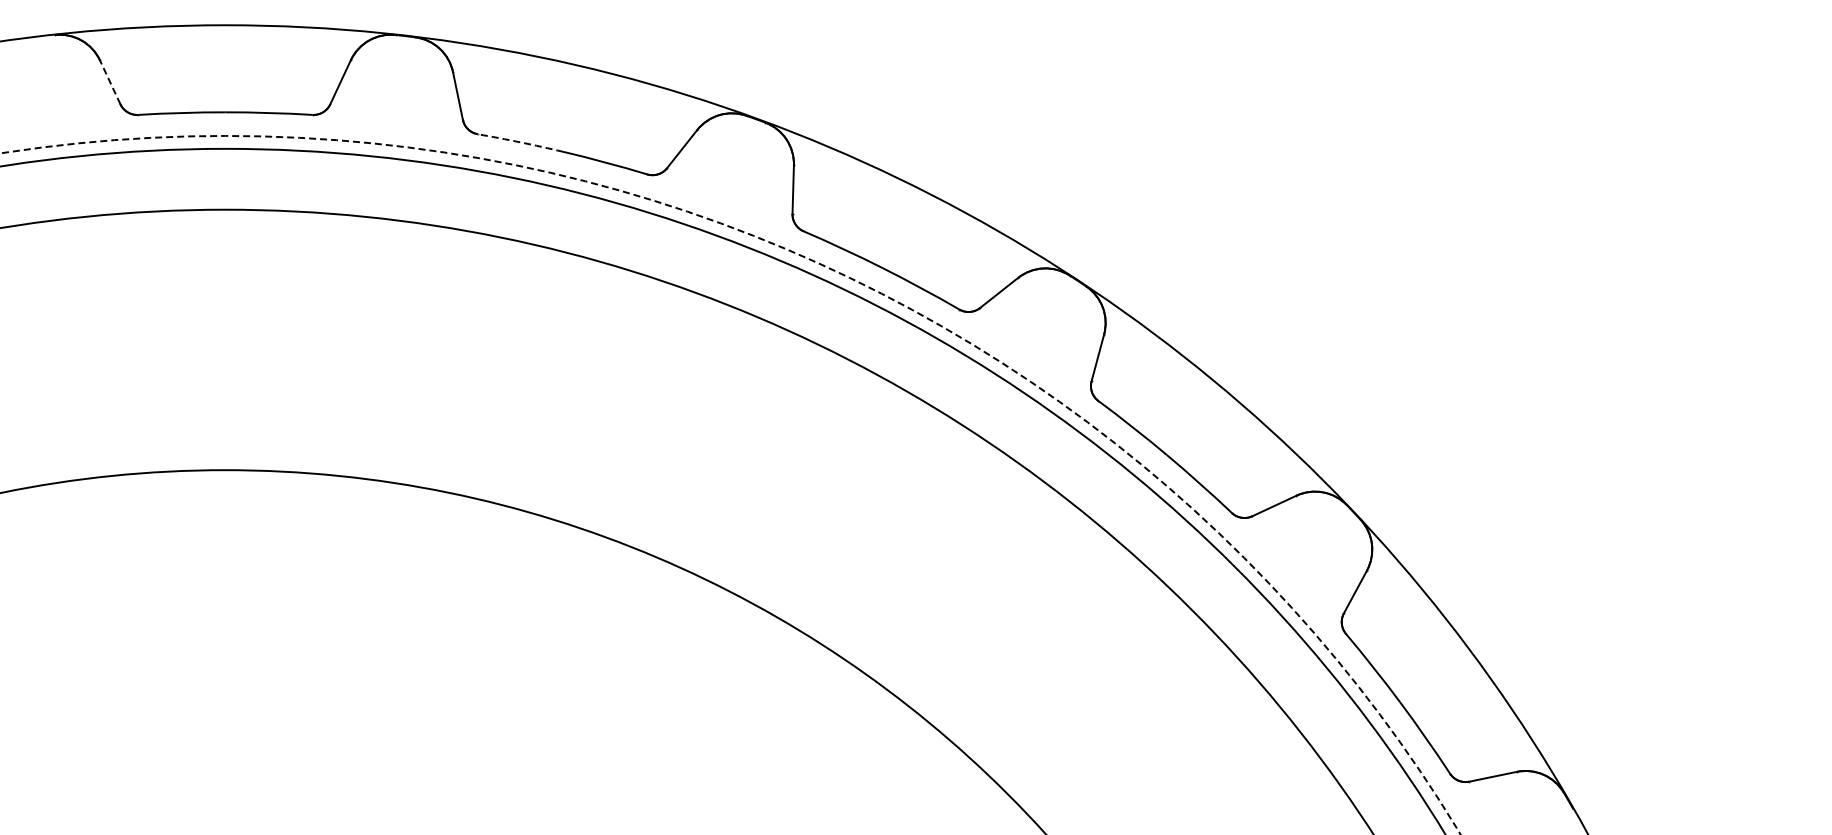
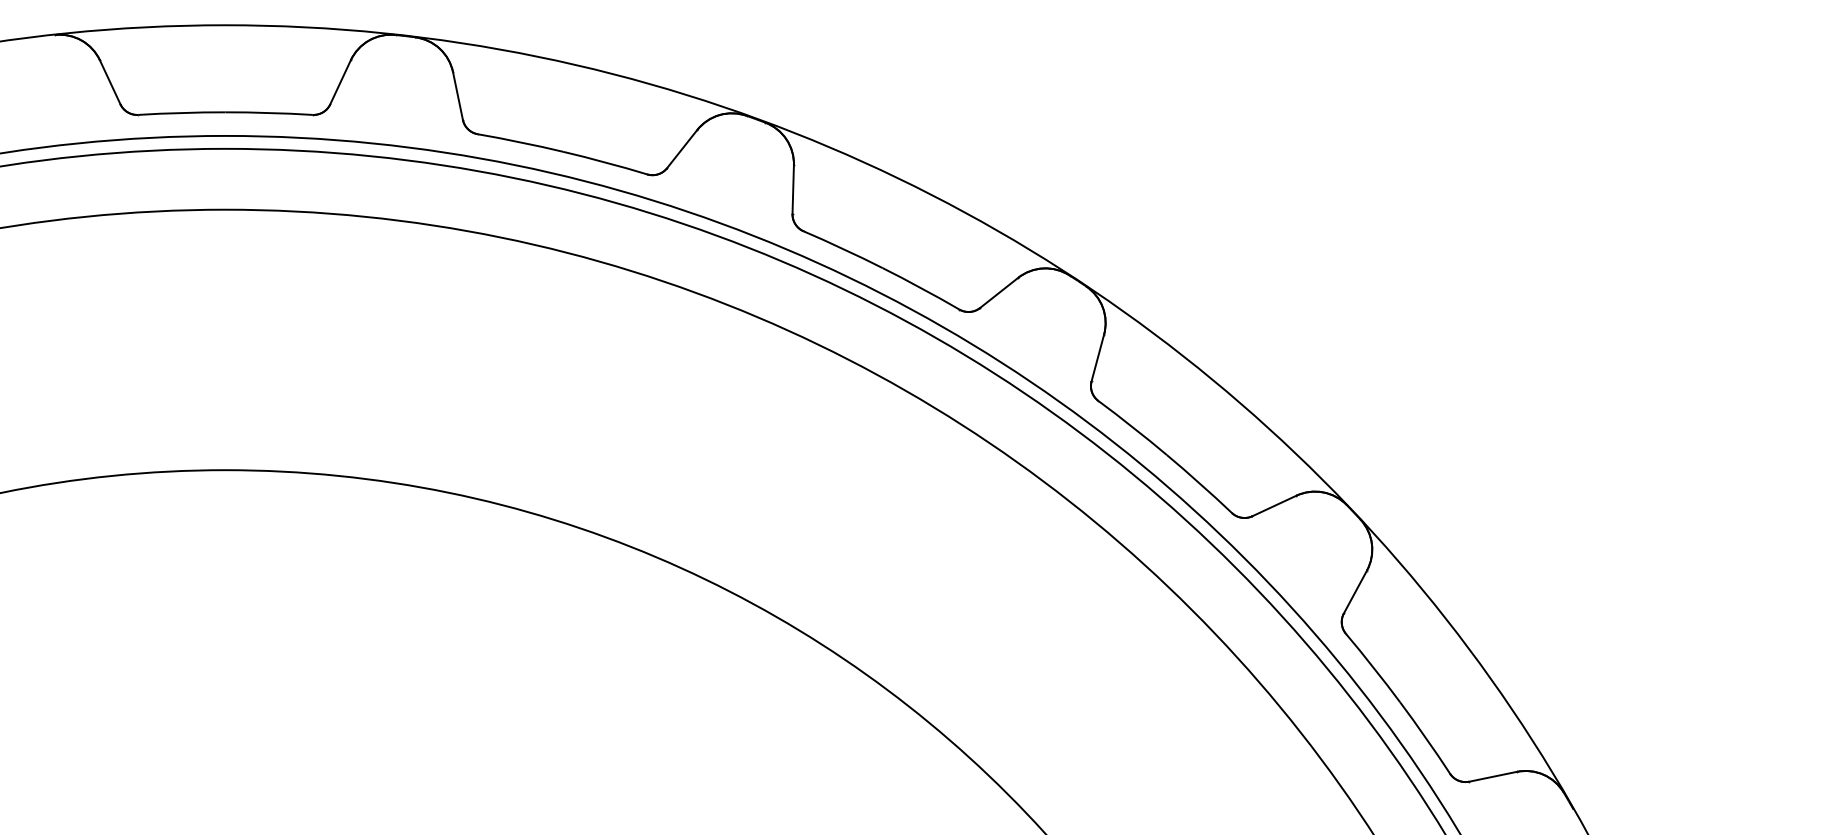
line: dashed -> solid (109, 81)
arc: dashed -> solid (520, 142)
circle: dashed -> solid (730, 484)
